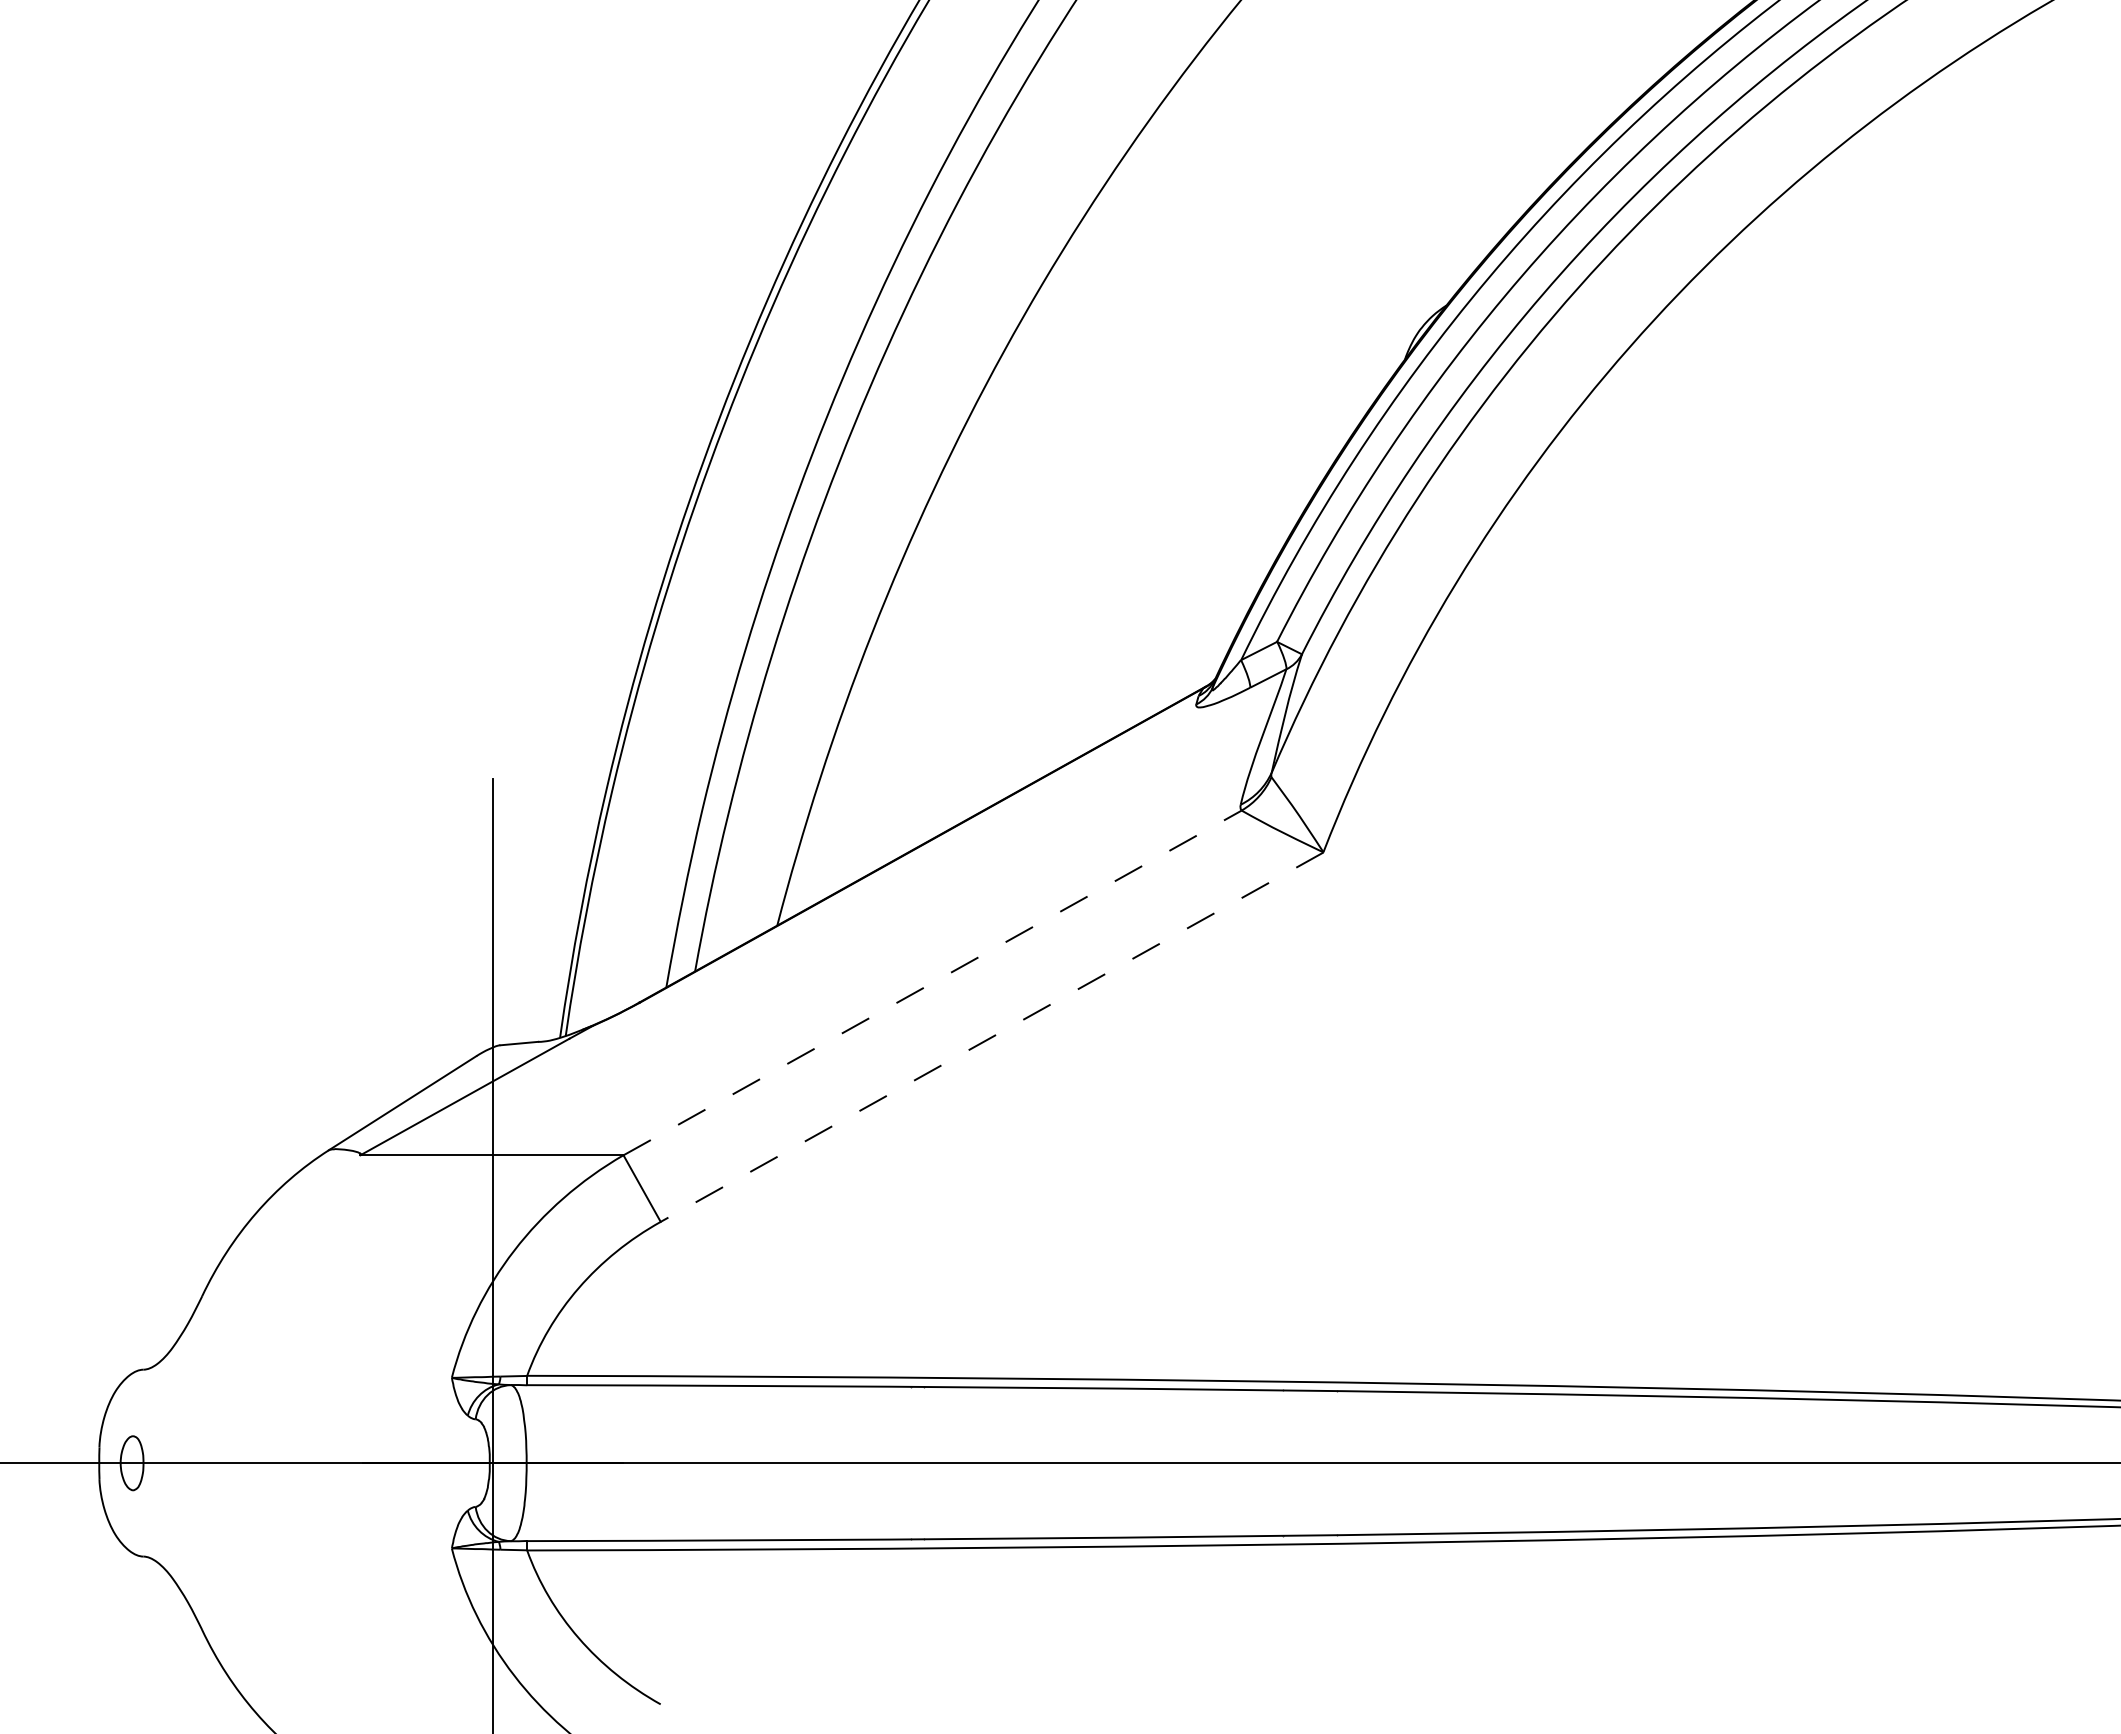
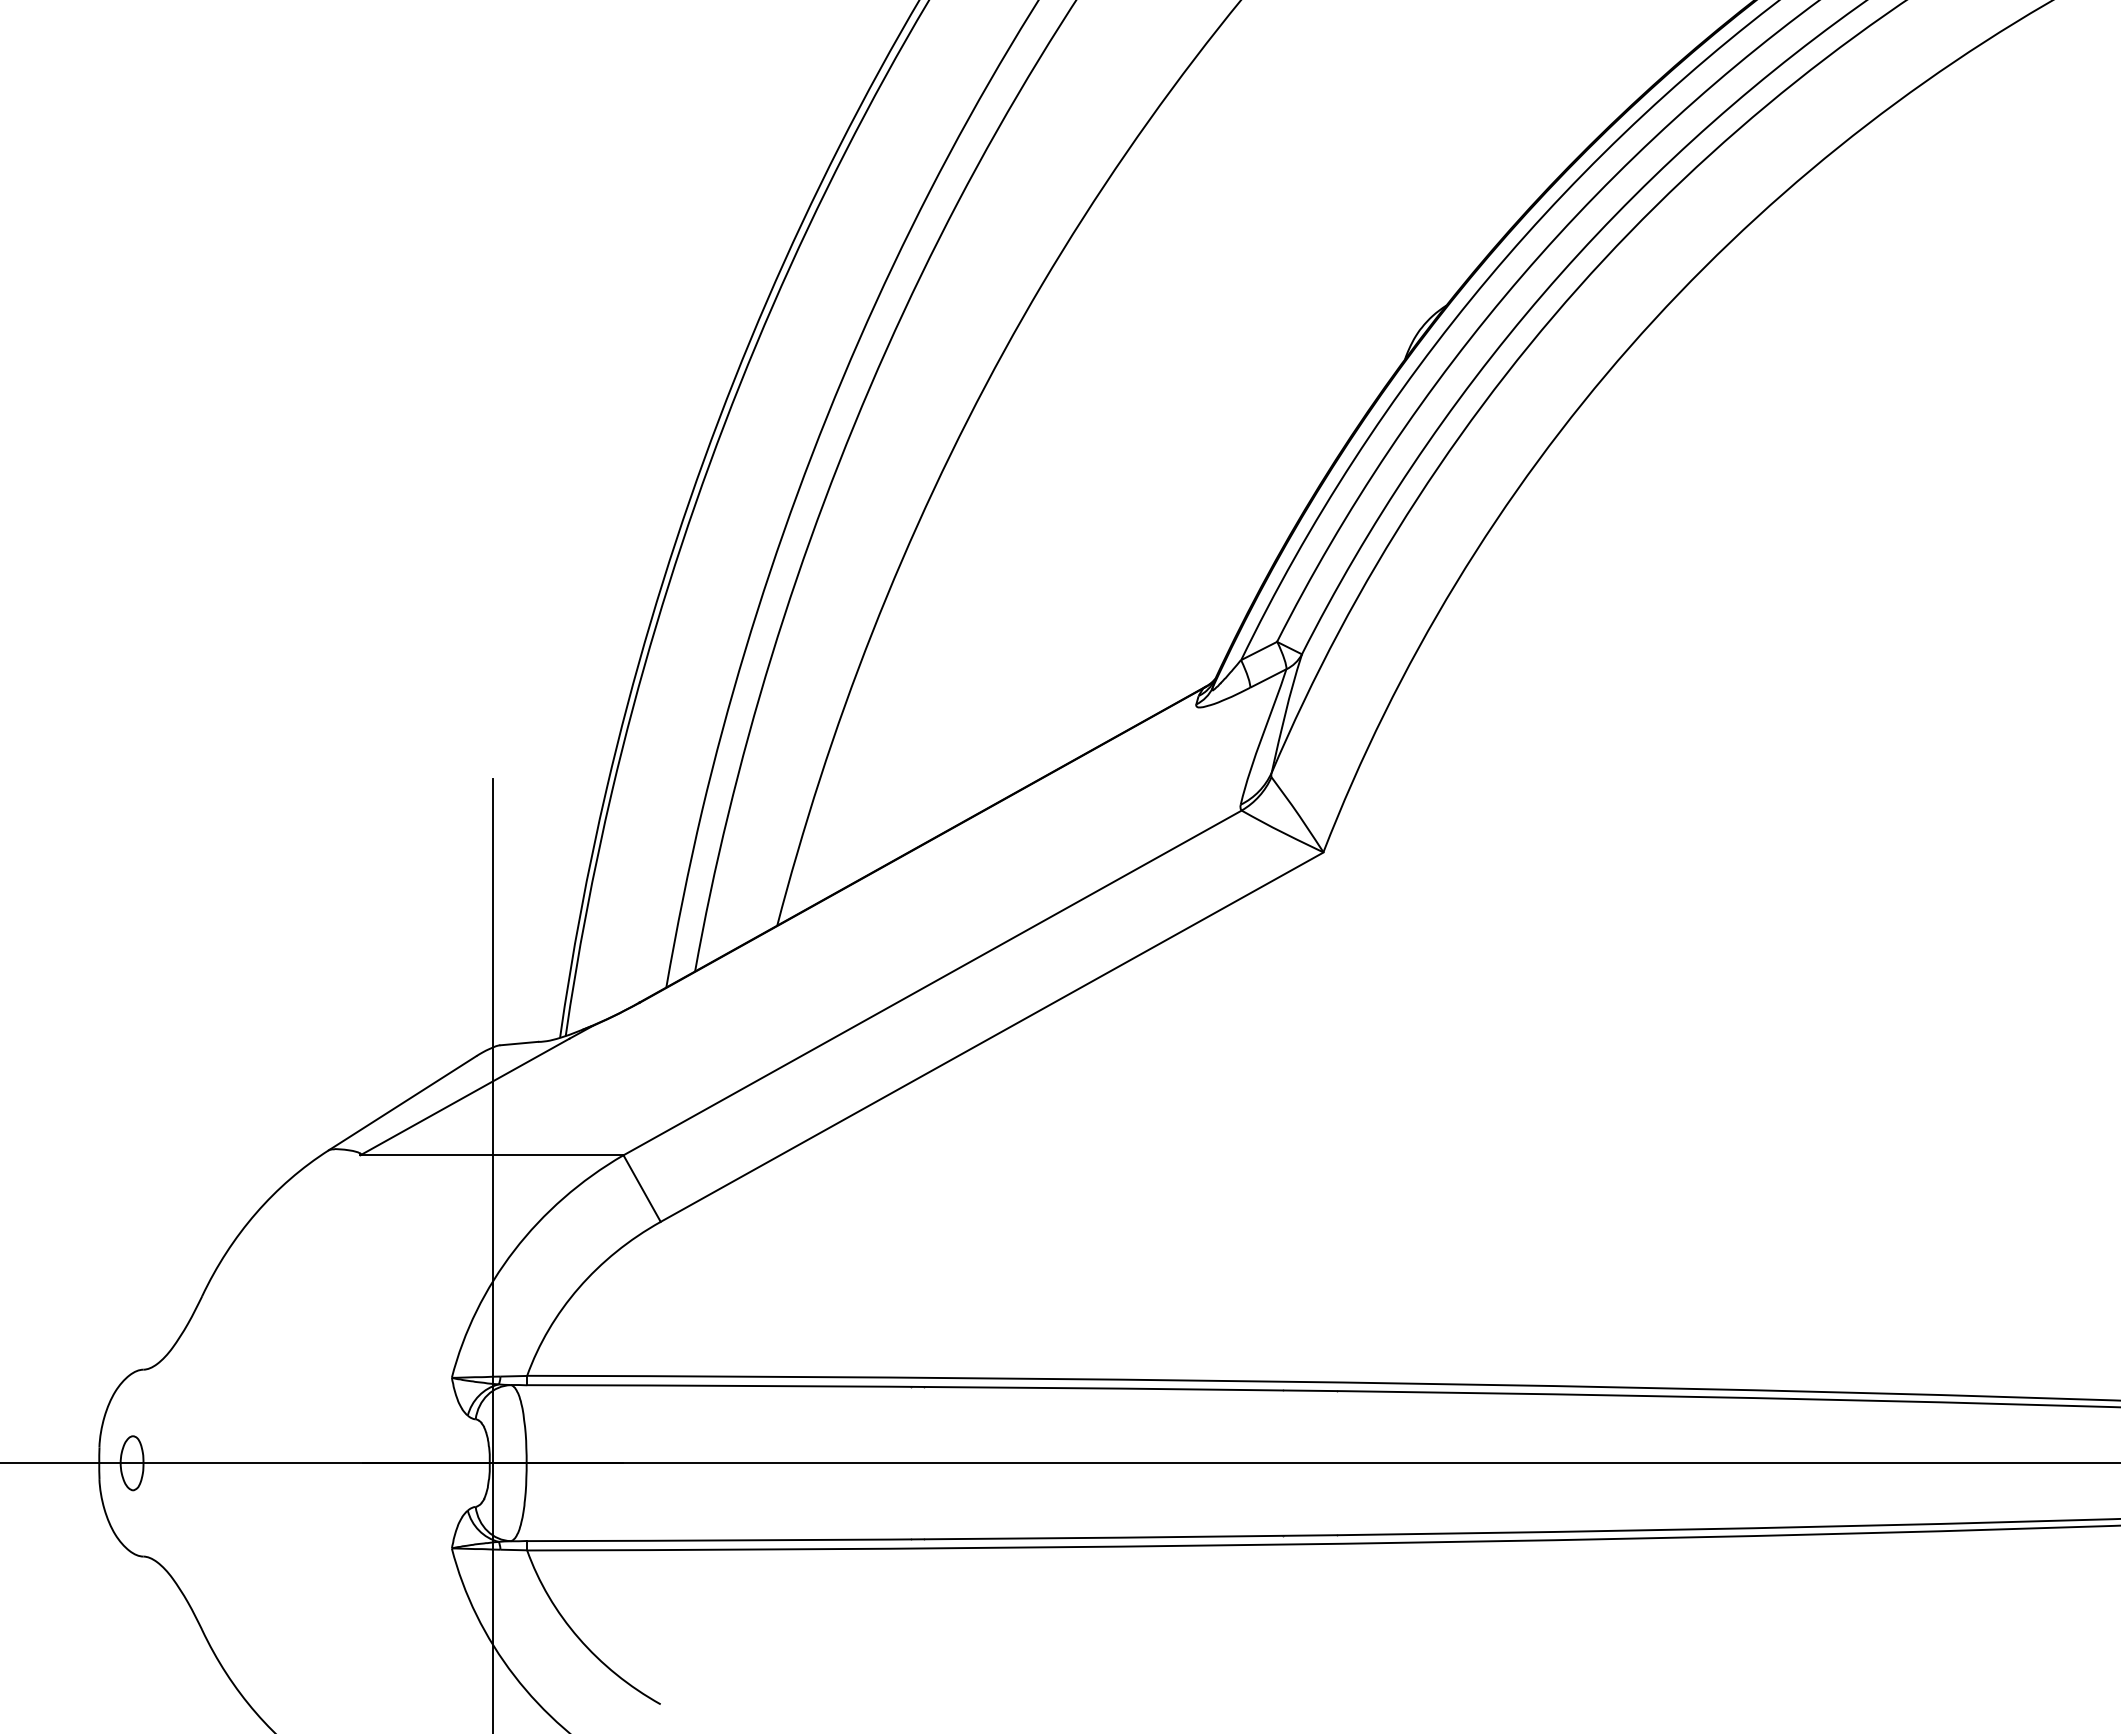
line: dashed -> solid (932, 982)
line: dashed -> solid (991, 1037)
